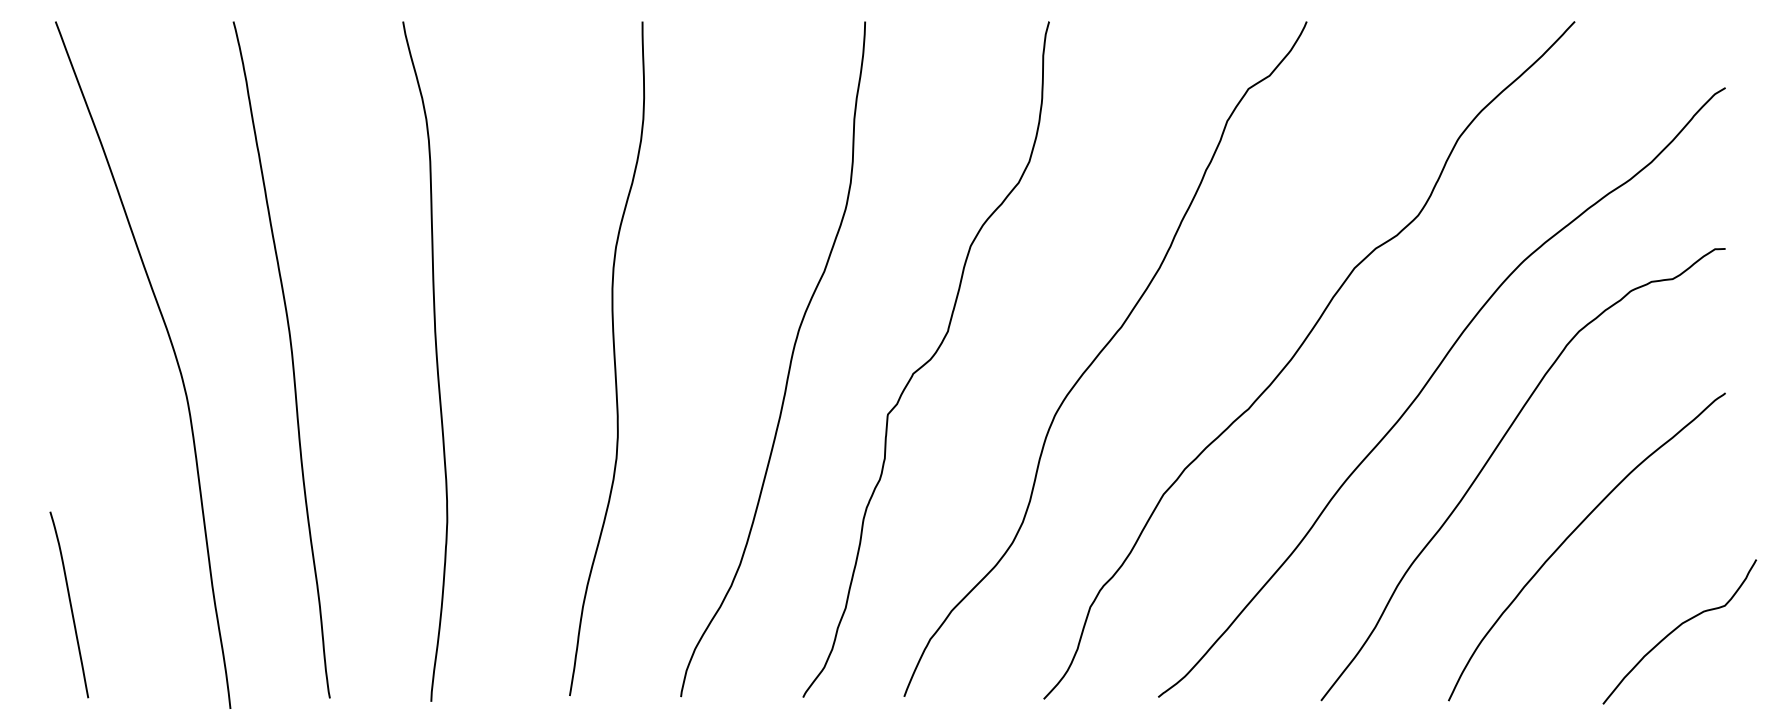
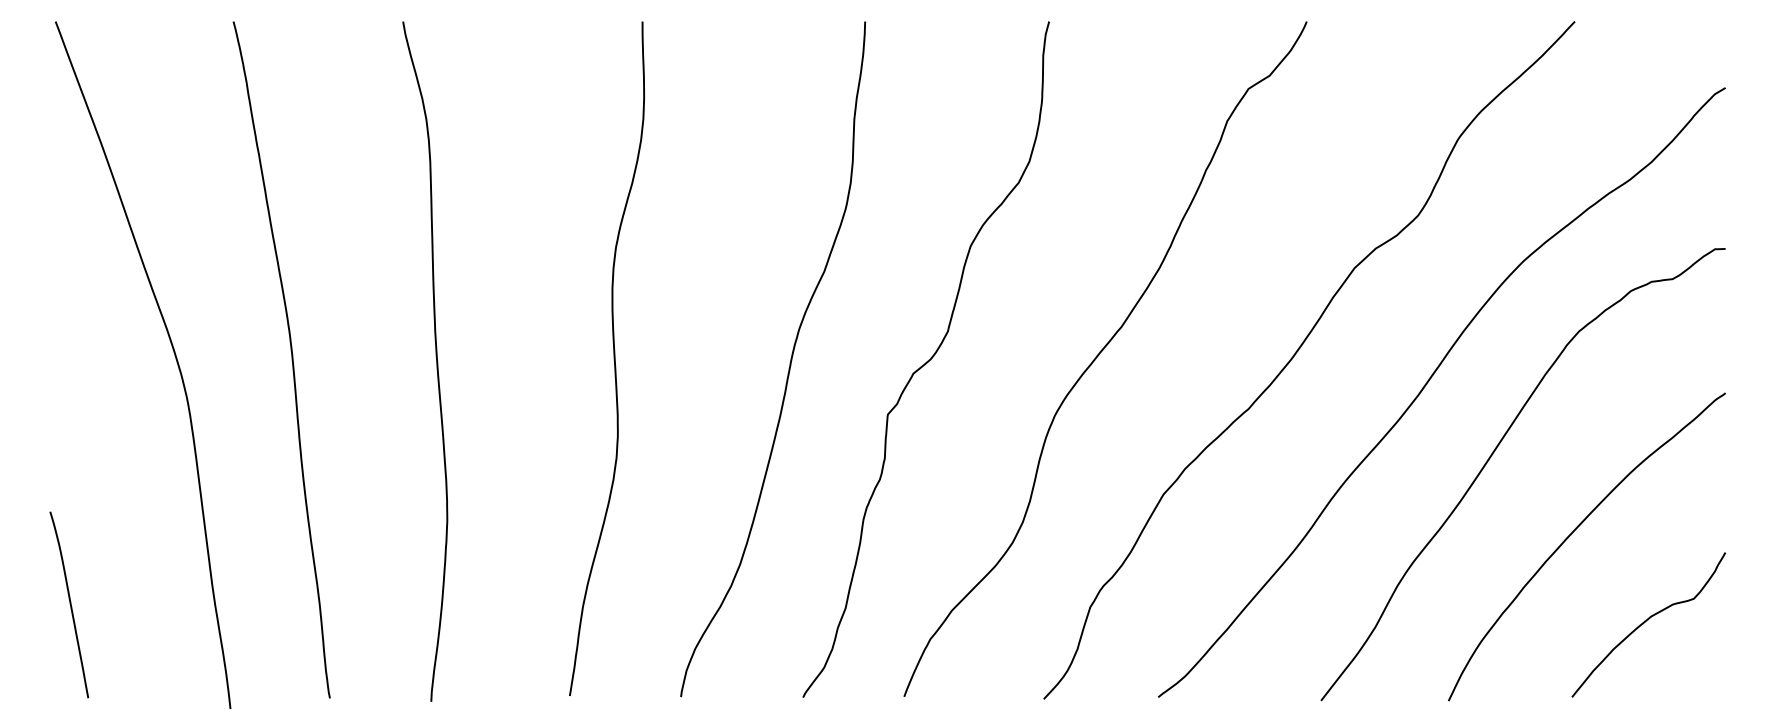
curve position: (1677, 628) -> (1646, 621) (1646, 621)
